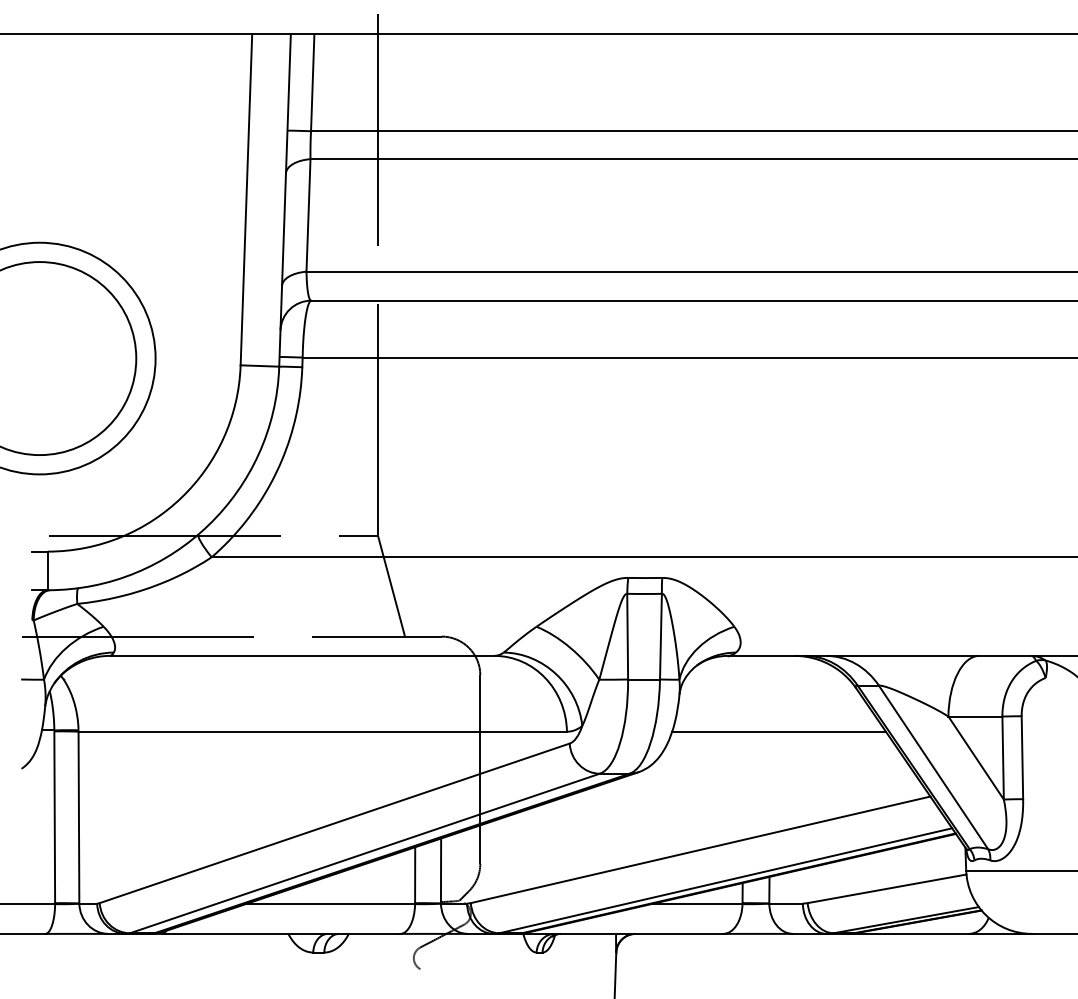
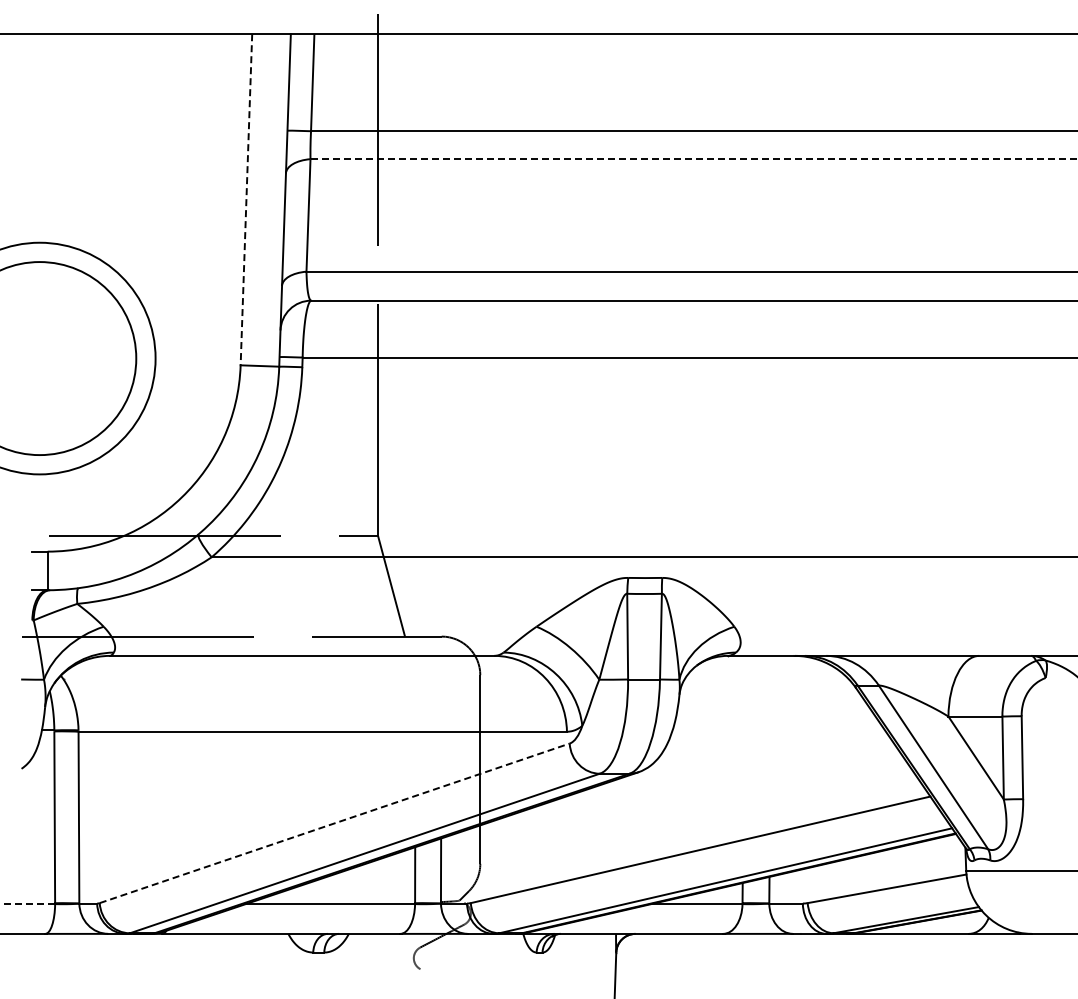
line: solid -> dashed (694, 159)
line: solid -> dashed (246, 199)
line: present -> none (778, 731)
line: solid -> dashed (335, 823)
line: solid -> dashed (27, 904)
